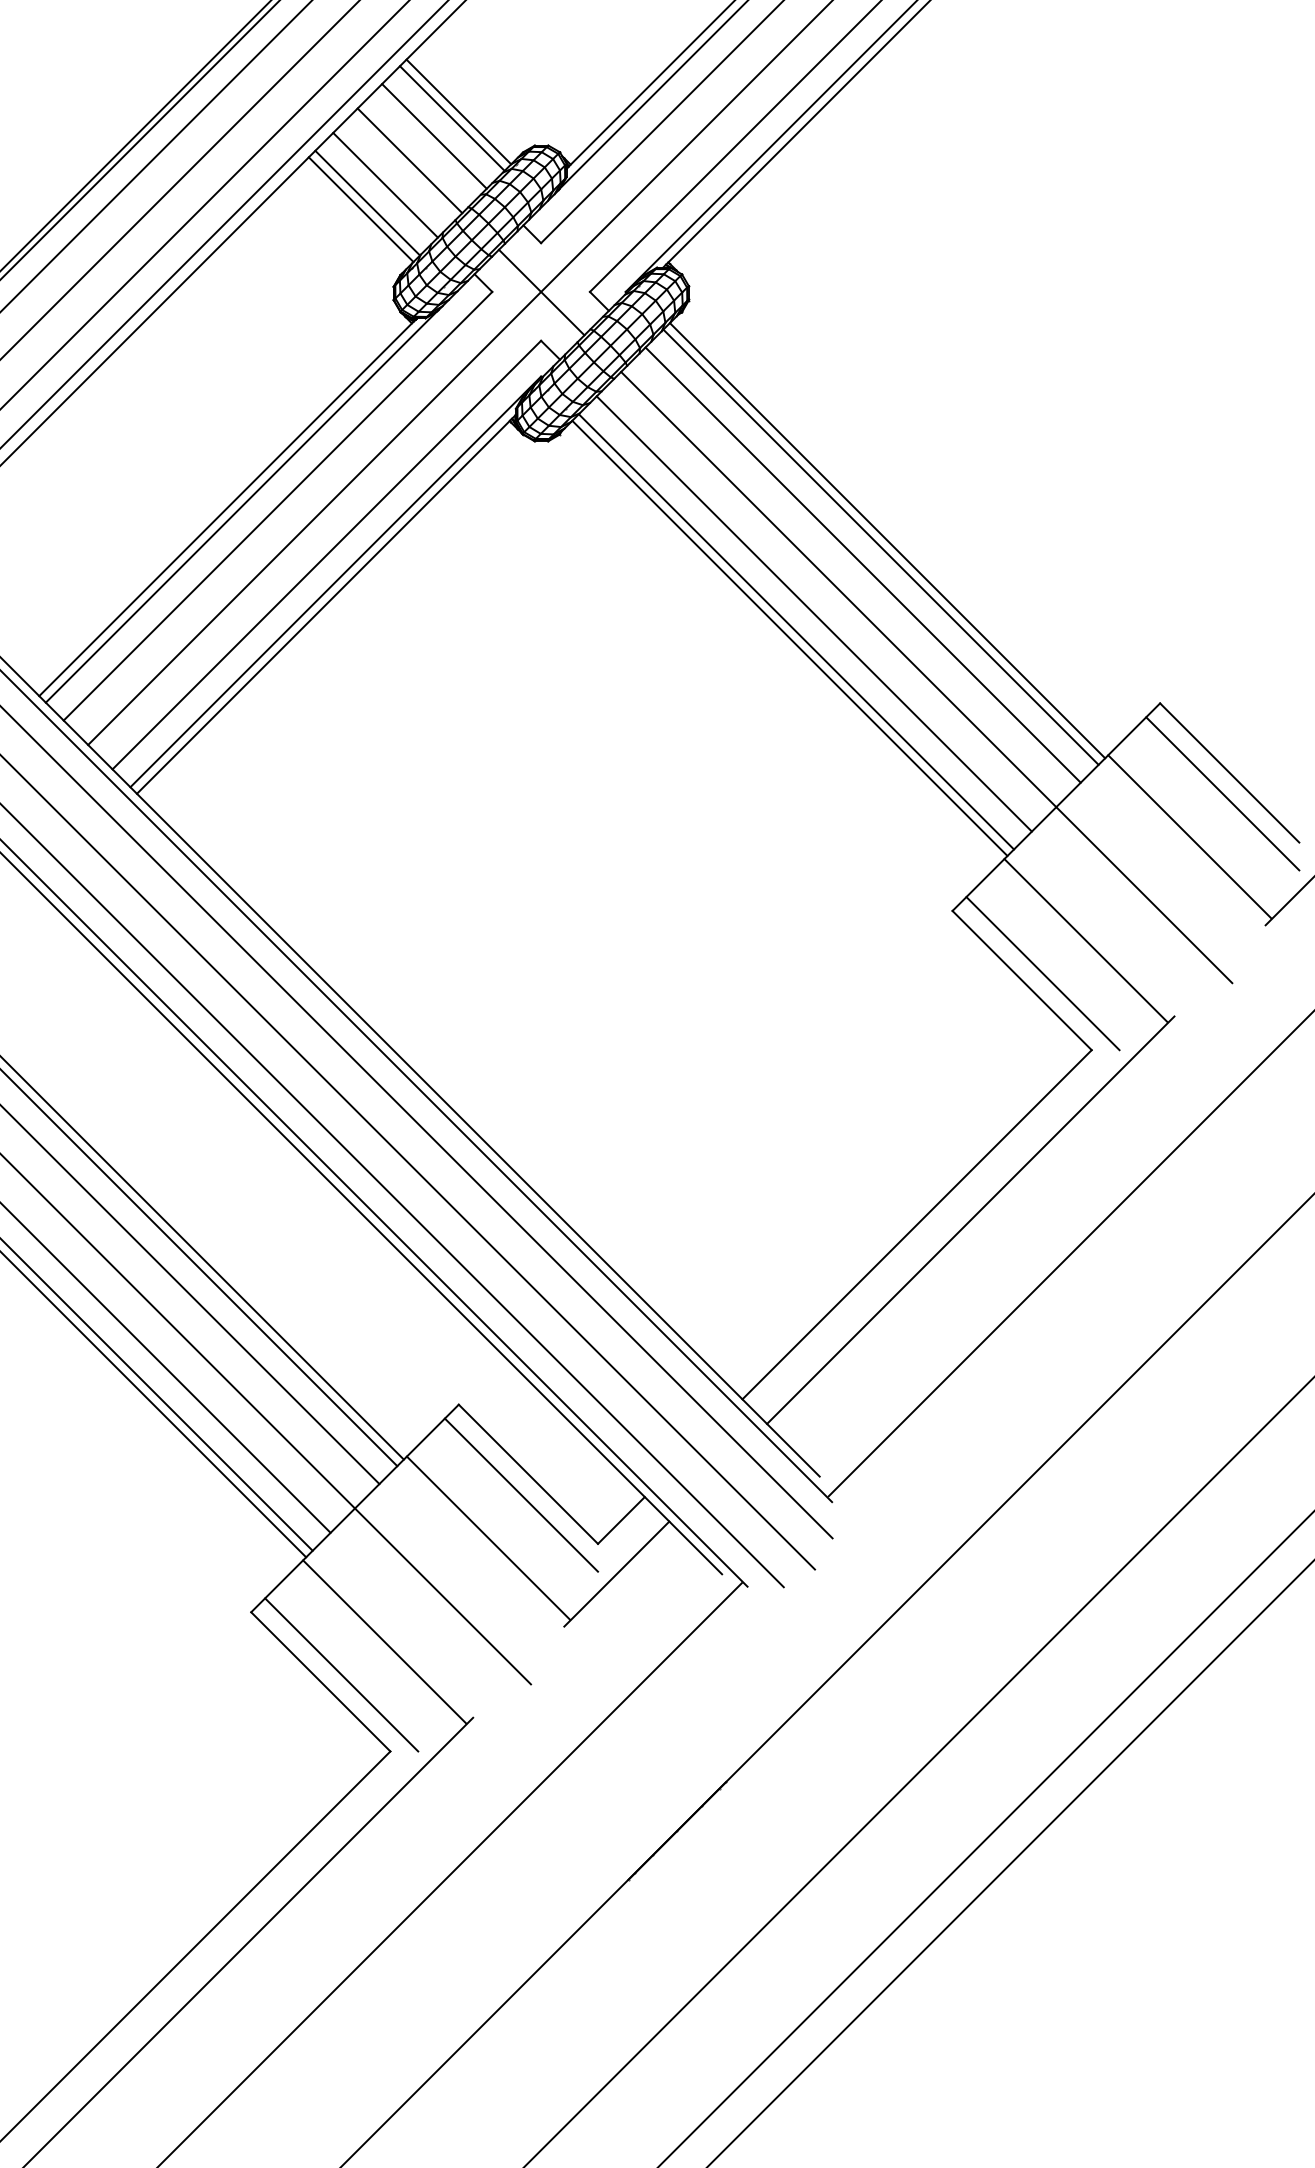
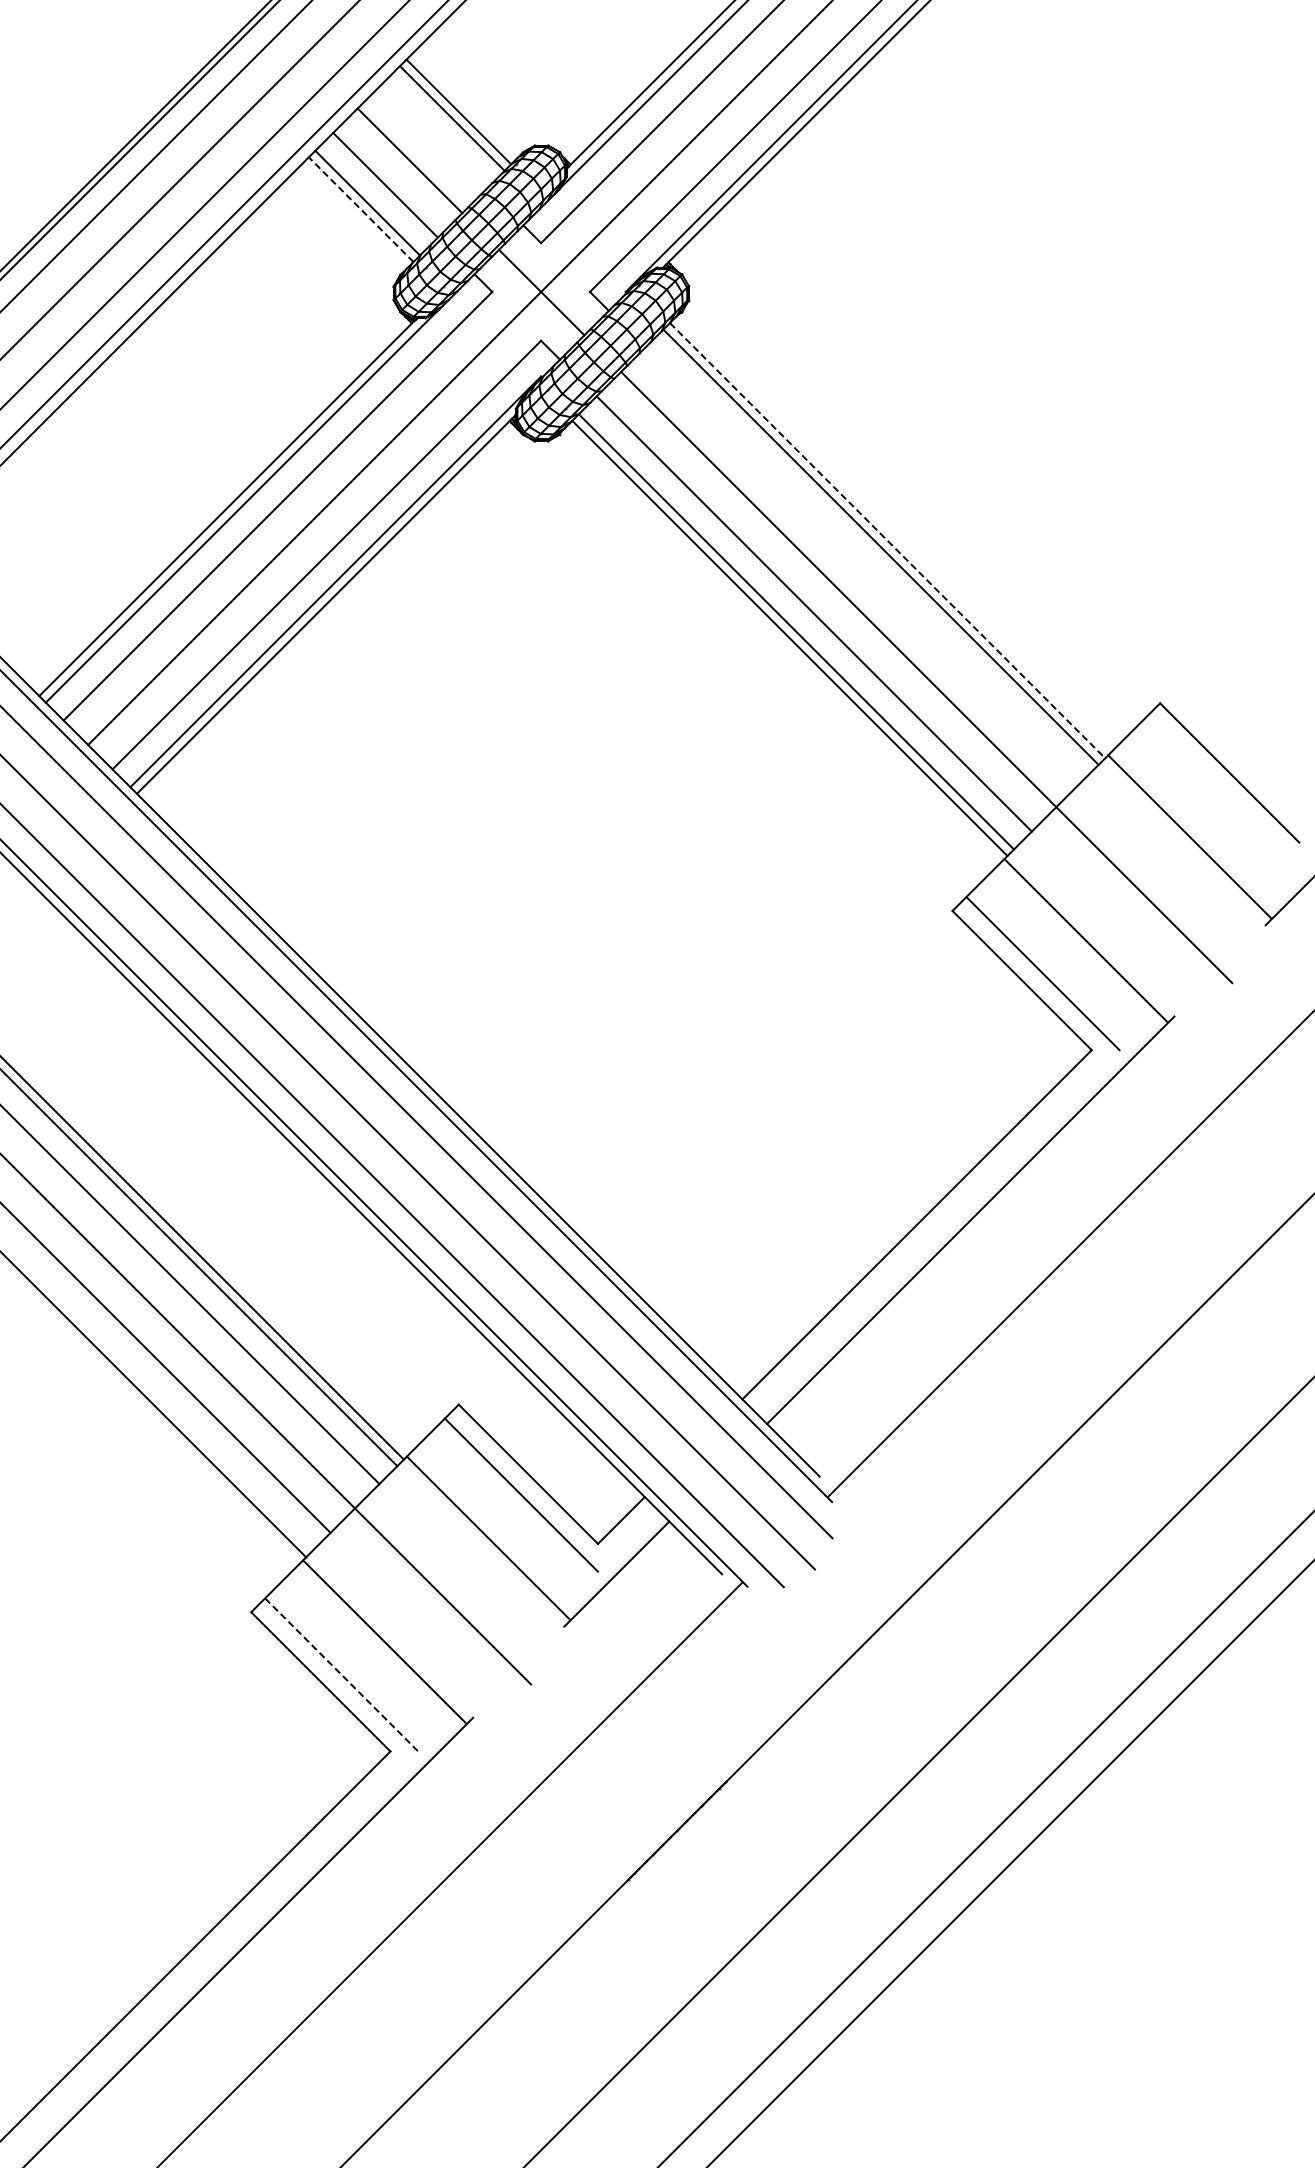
line: present -> none (434, 136)
line: solid -> dashed (360, 209)
line: solid -> dashed (887, 540)
line: present -> none (862, 564)
line: present -> none (1222, 793)
line: present -> none (157, 1395)
line: solid -> dashed (342, 1675)
